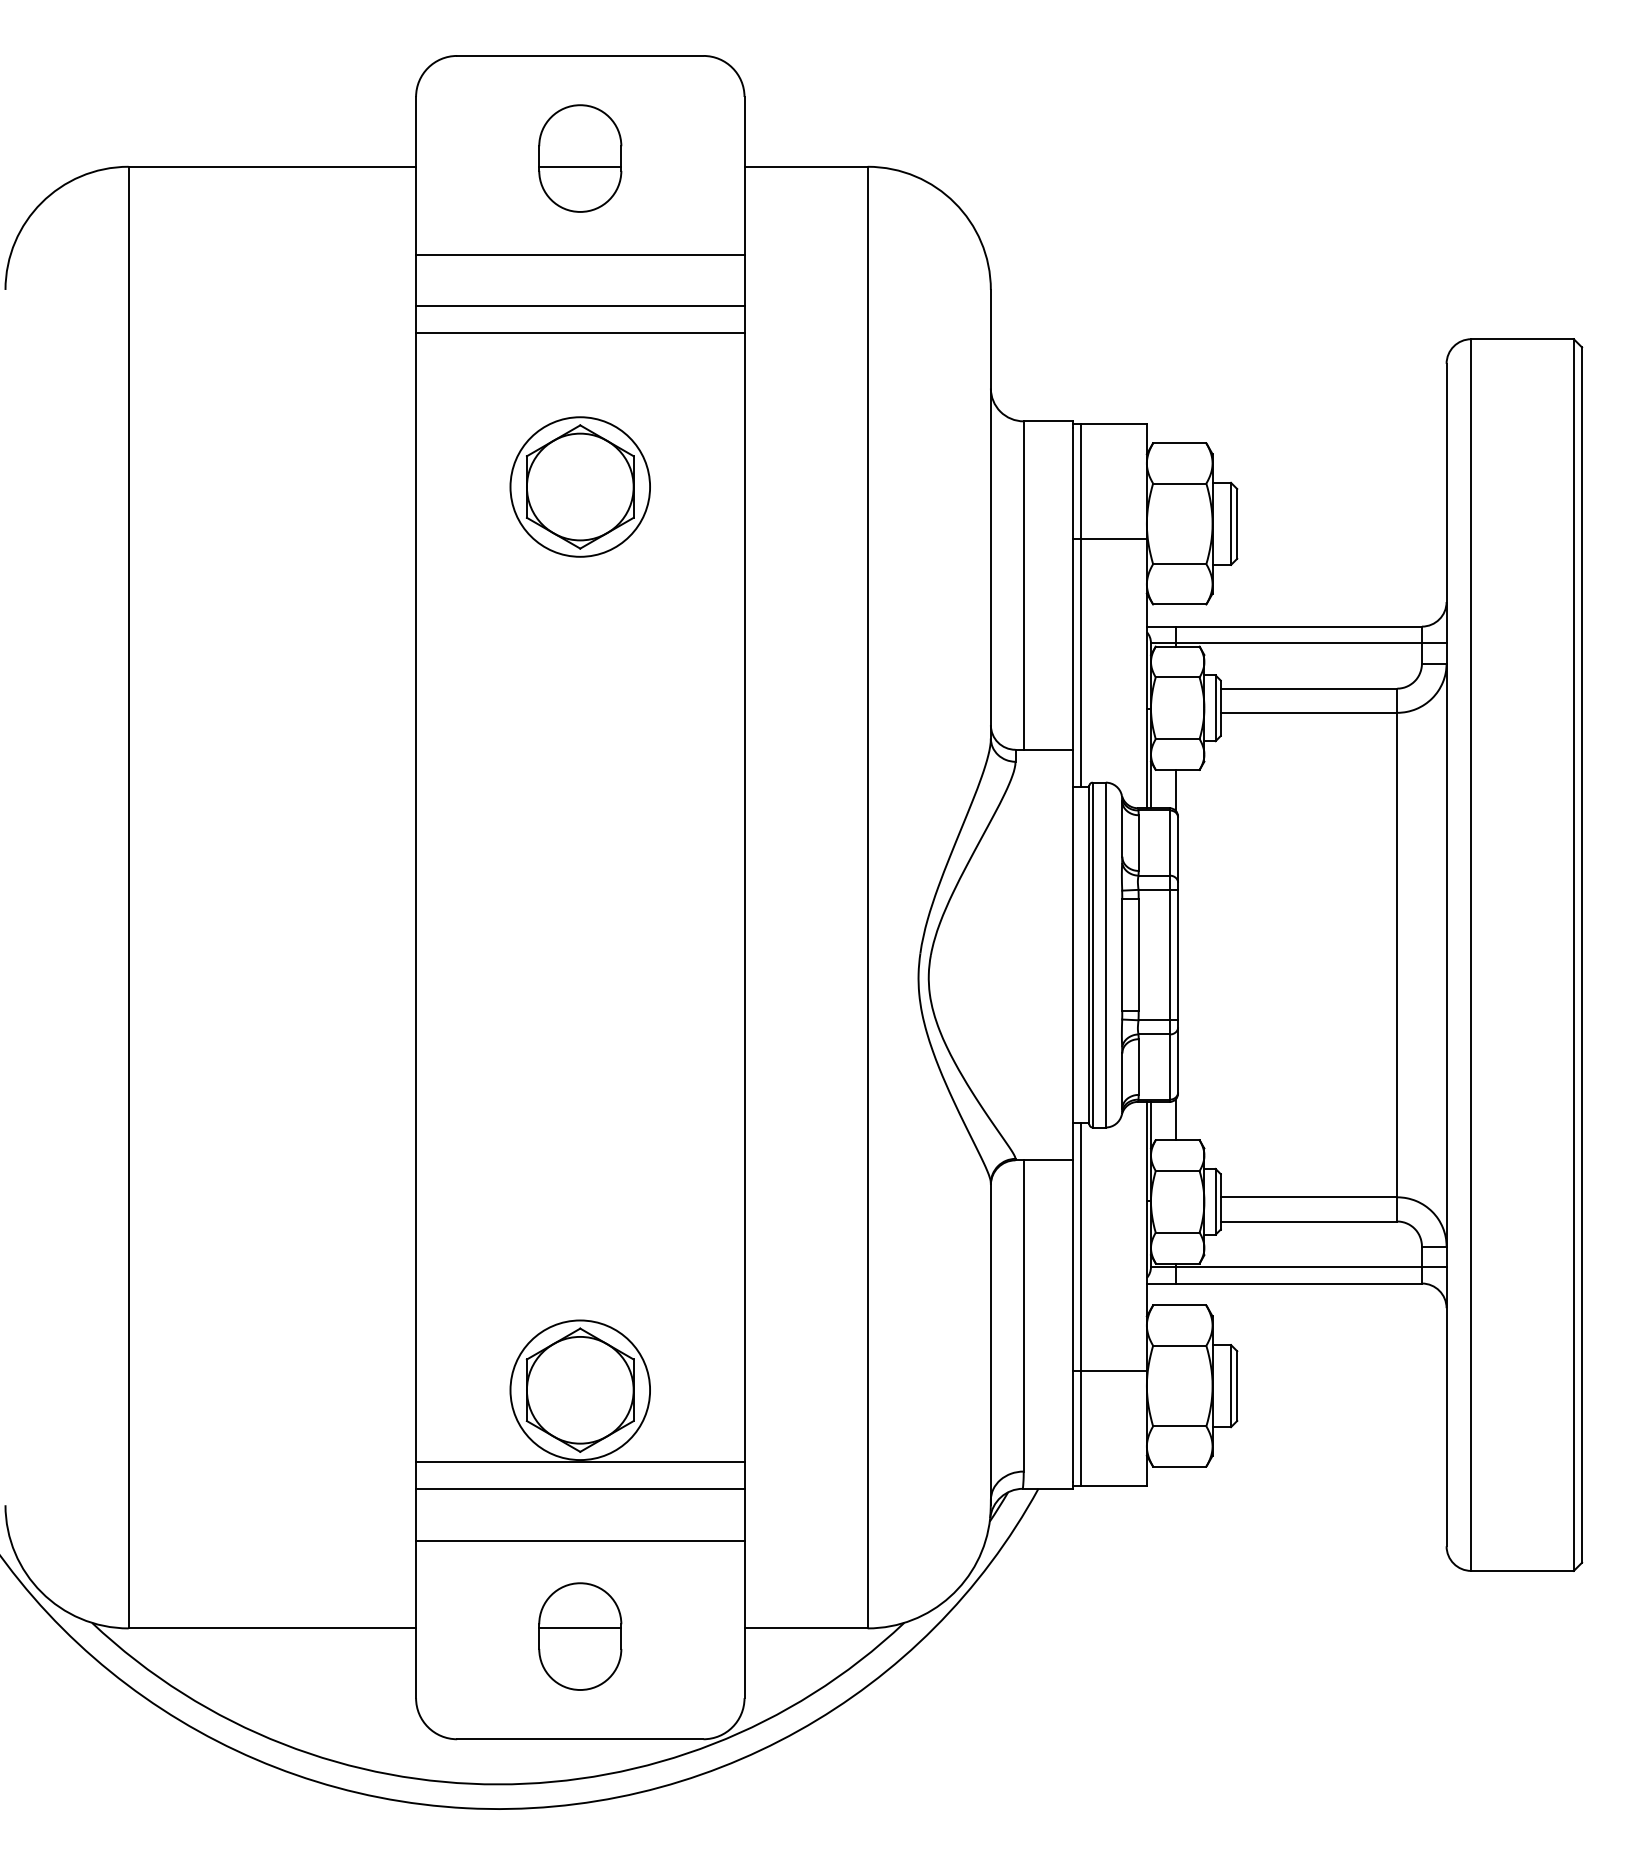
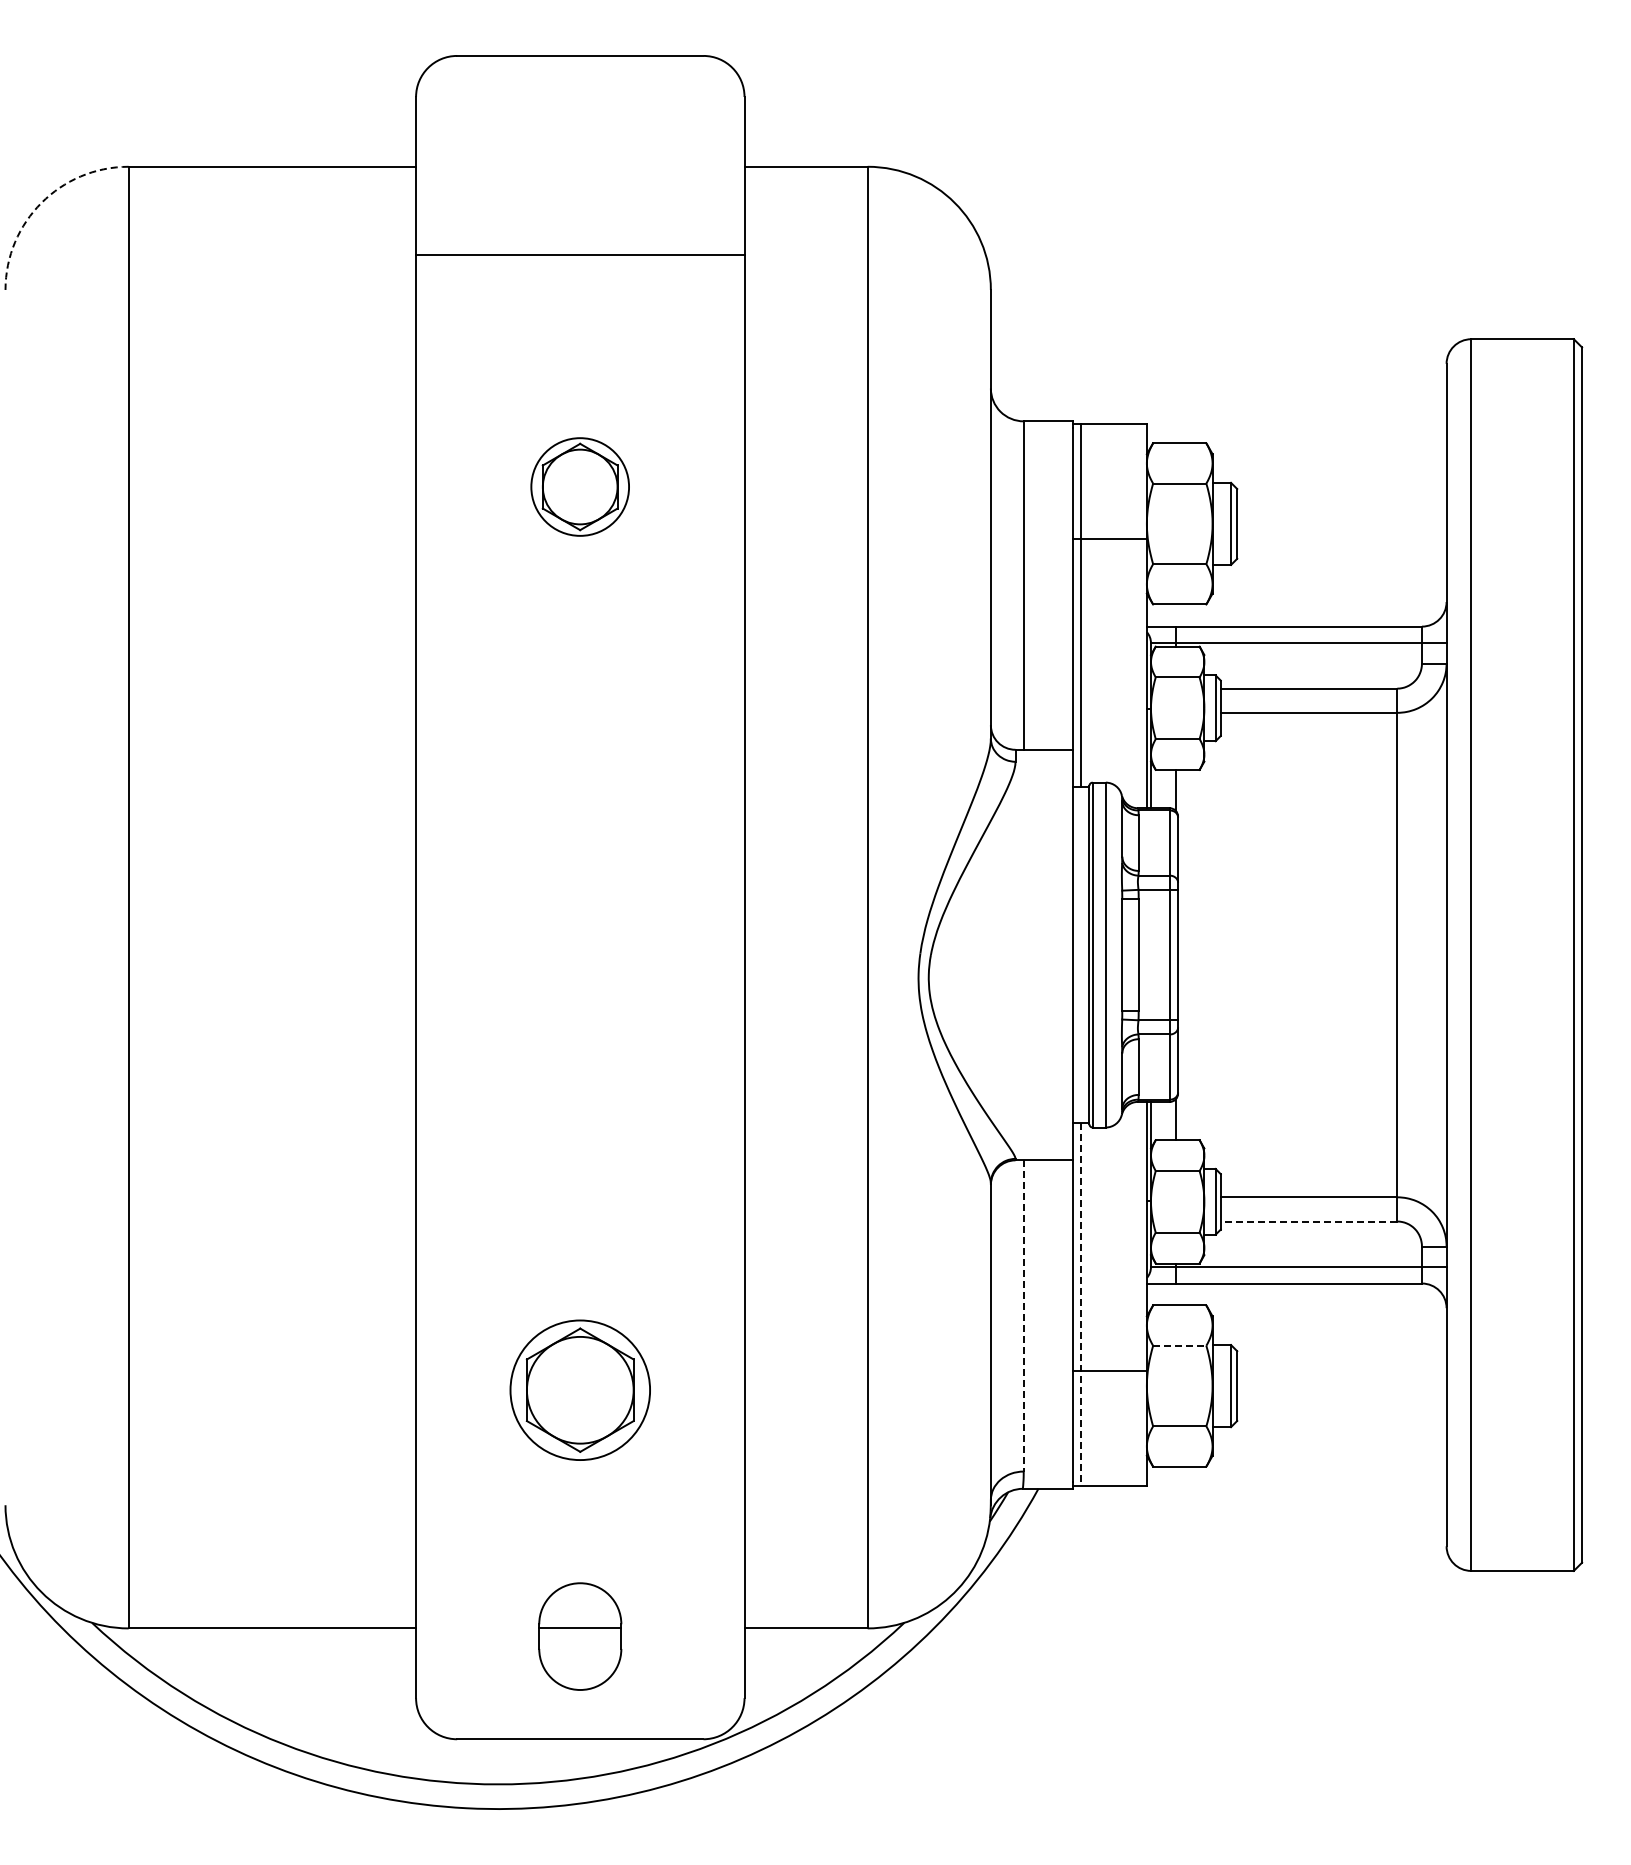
part: present -> none (580, 158)
arc: solid -> dashed (41, 202)
line: present -> none (580, 306)
line: present -> none (580, 333)
part size: 142x142 px -> 100x100 px (579, 486)
line: solid -> dashed (1308, 1221)
line: solid -> dashed (1081, 1305)
line: solid -> dashed (1023, 1315)
line: solid -> dashed (1179, 1345)
line: present -> none (580, 1461)
line: present -> none (580, 1488)
line: present -> none (580, 1540)
